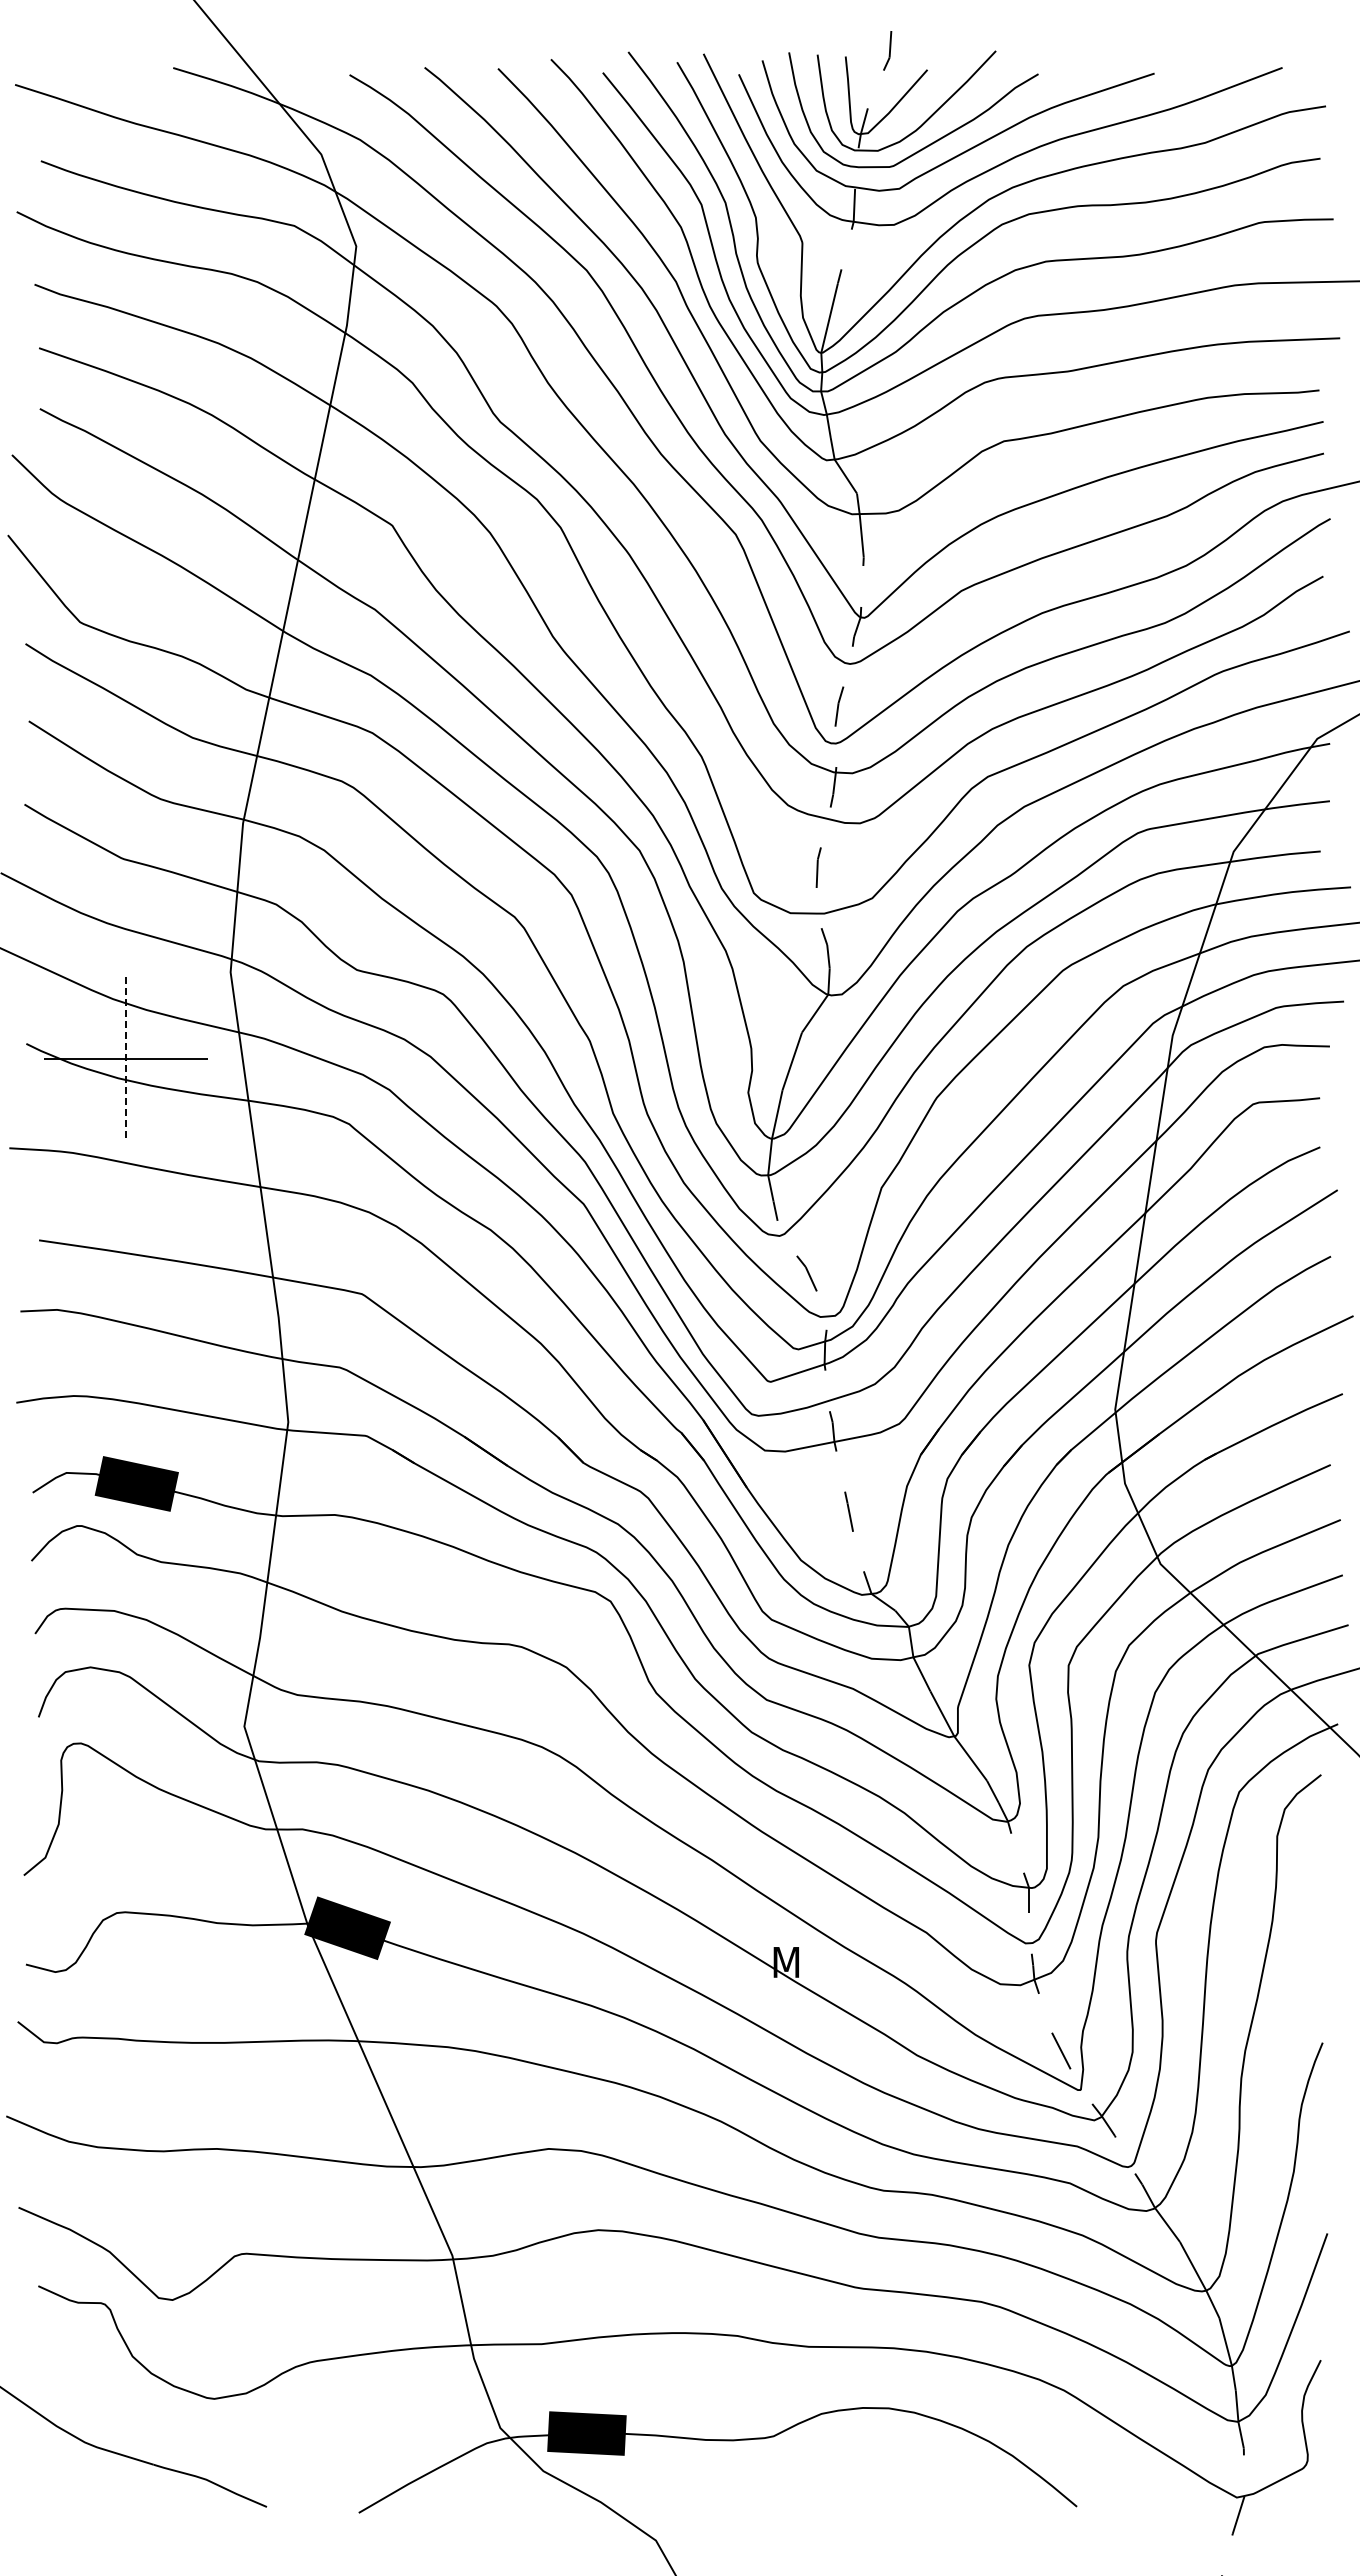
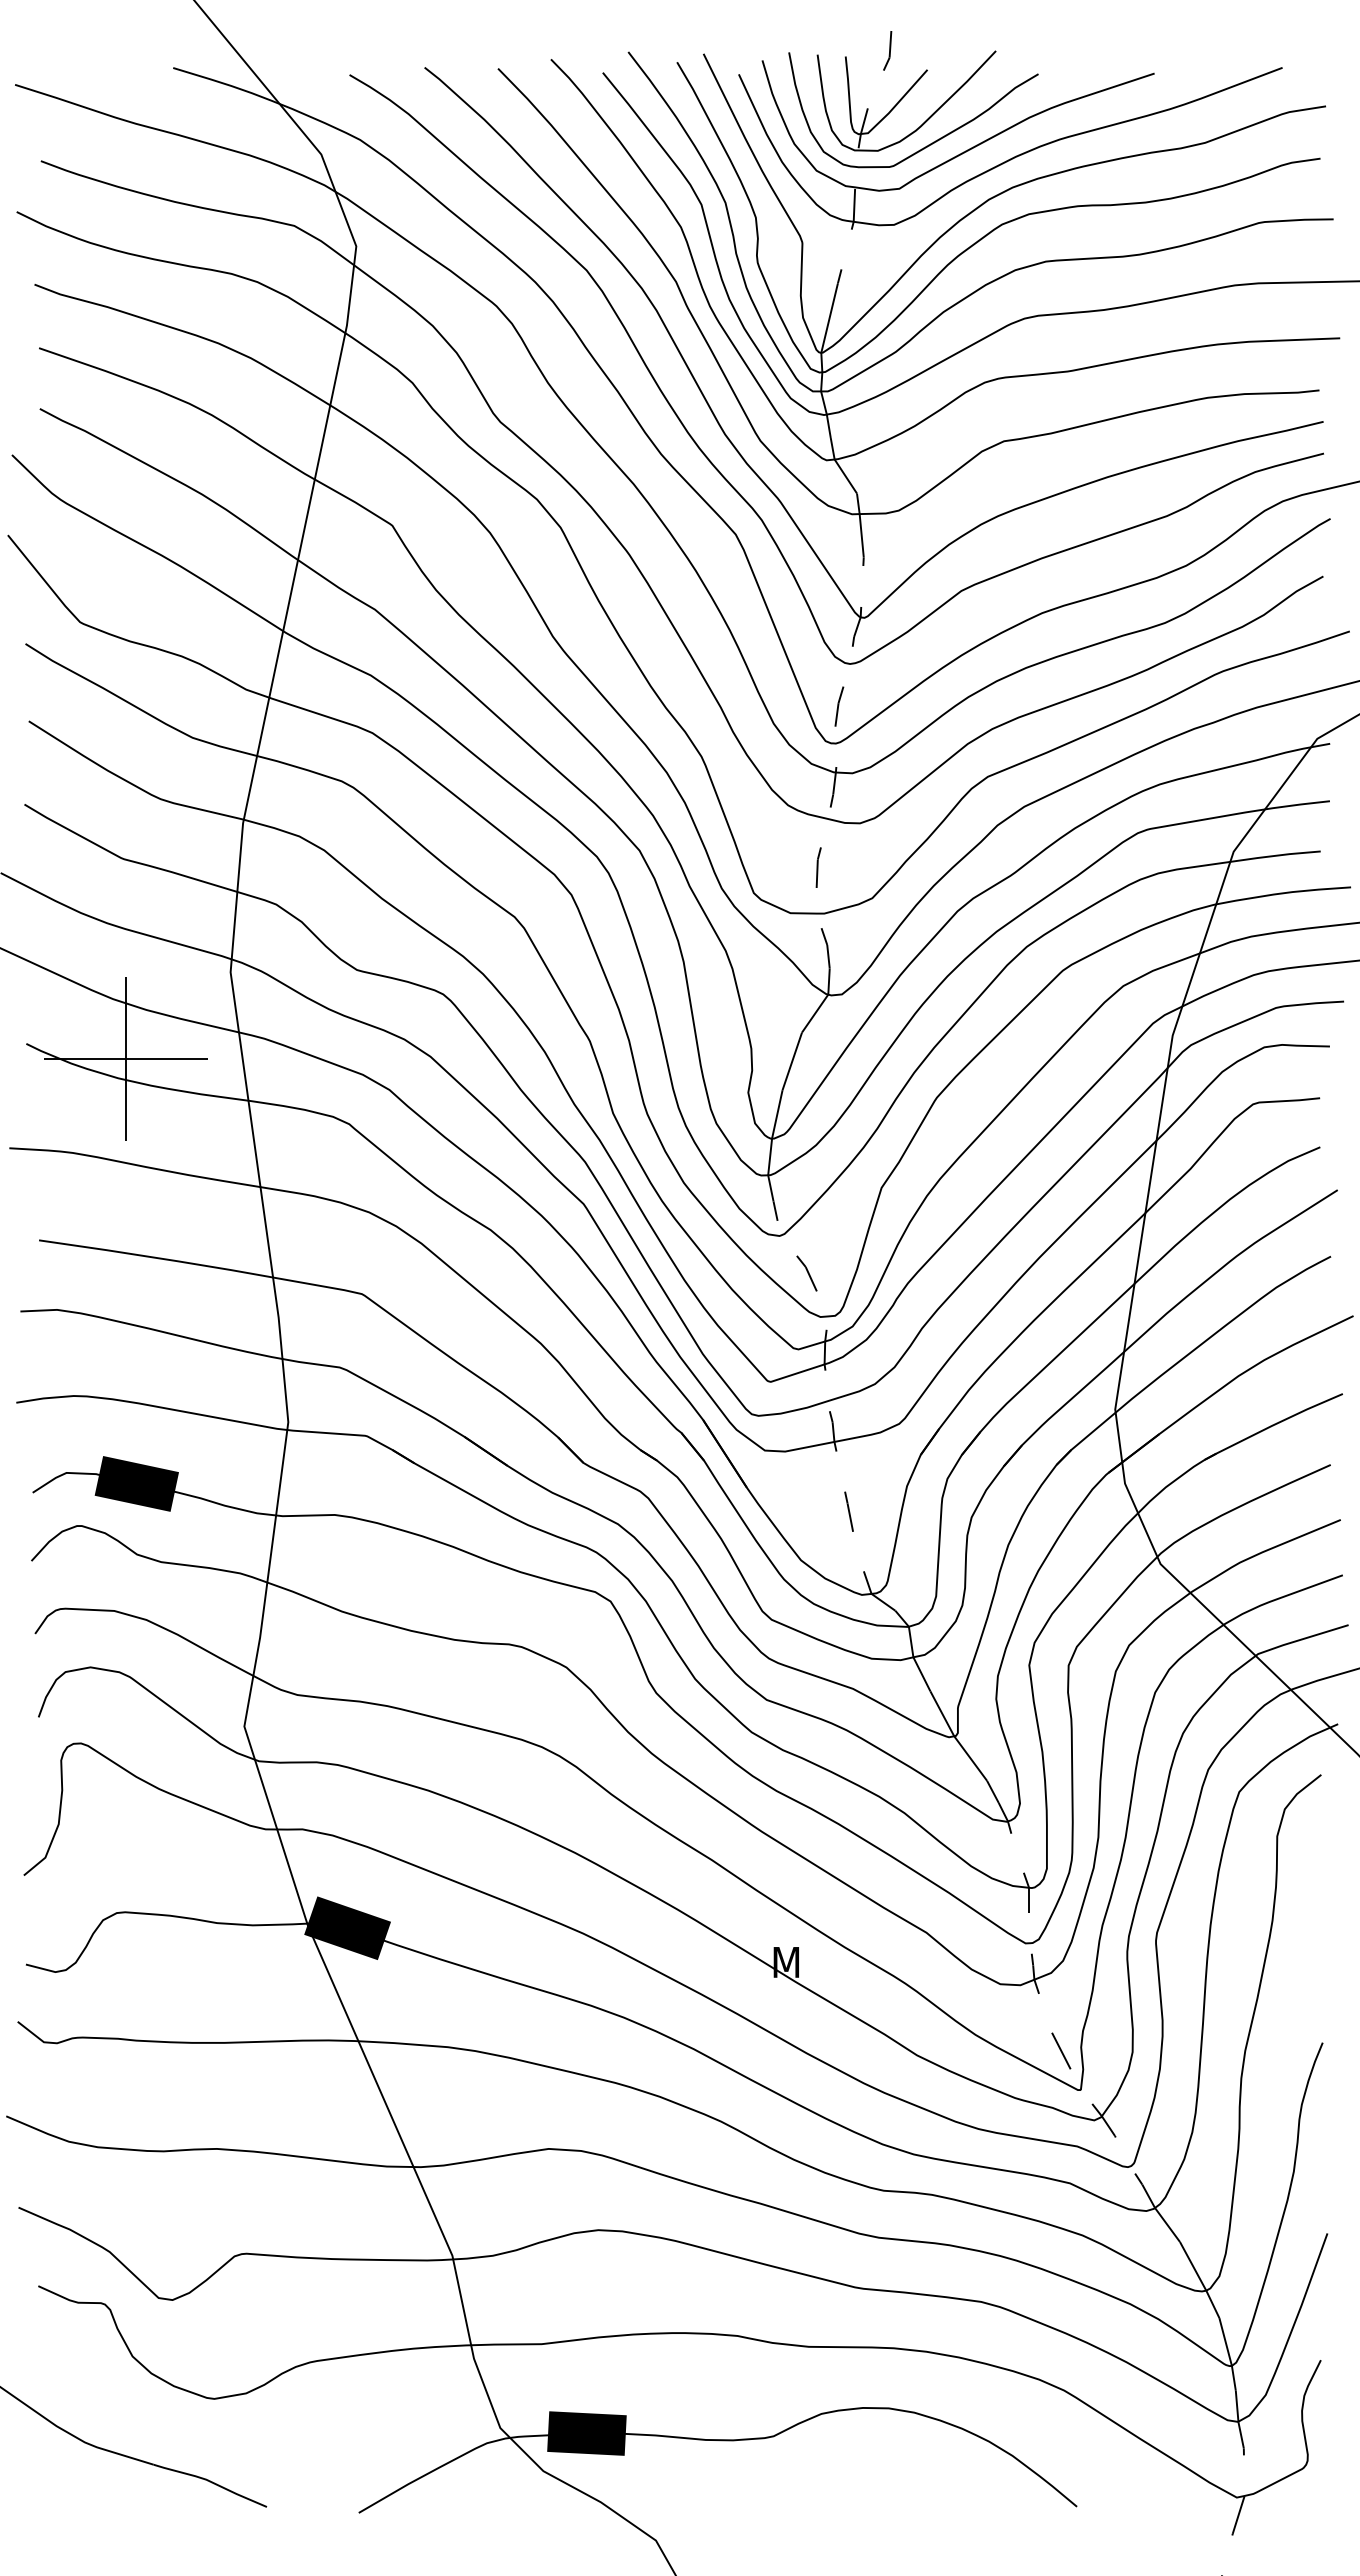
line: dashed -> solid (125, 1059)
